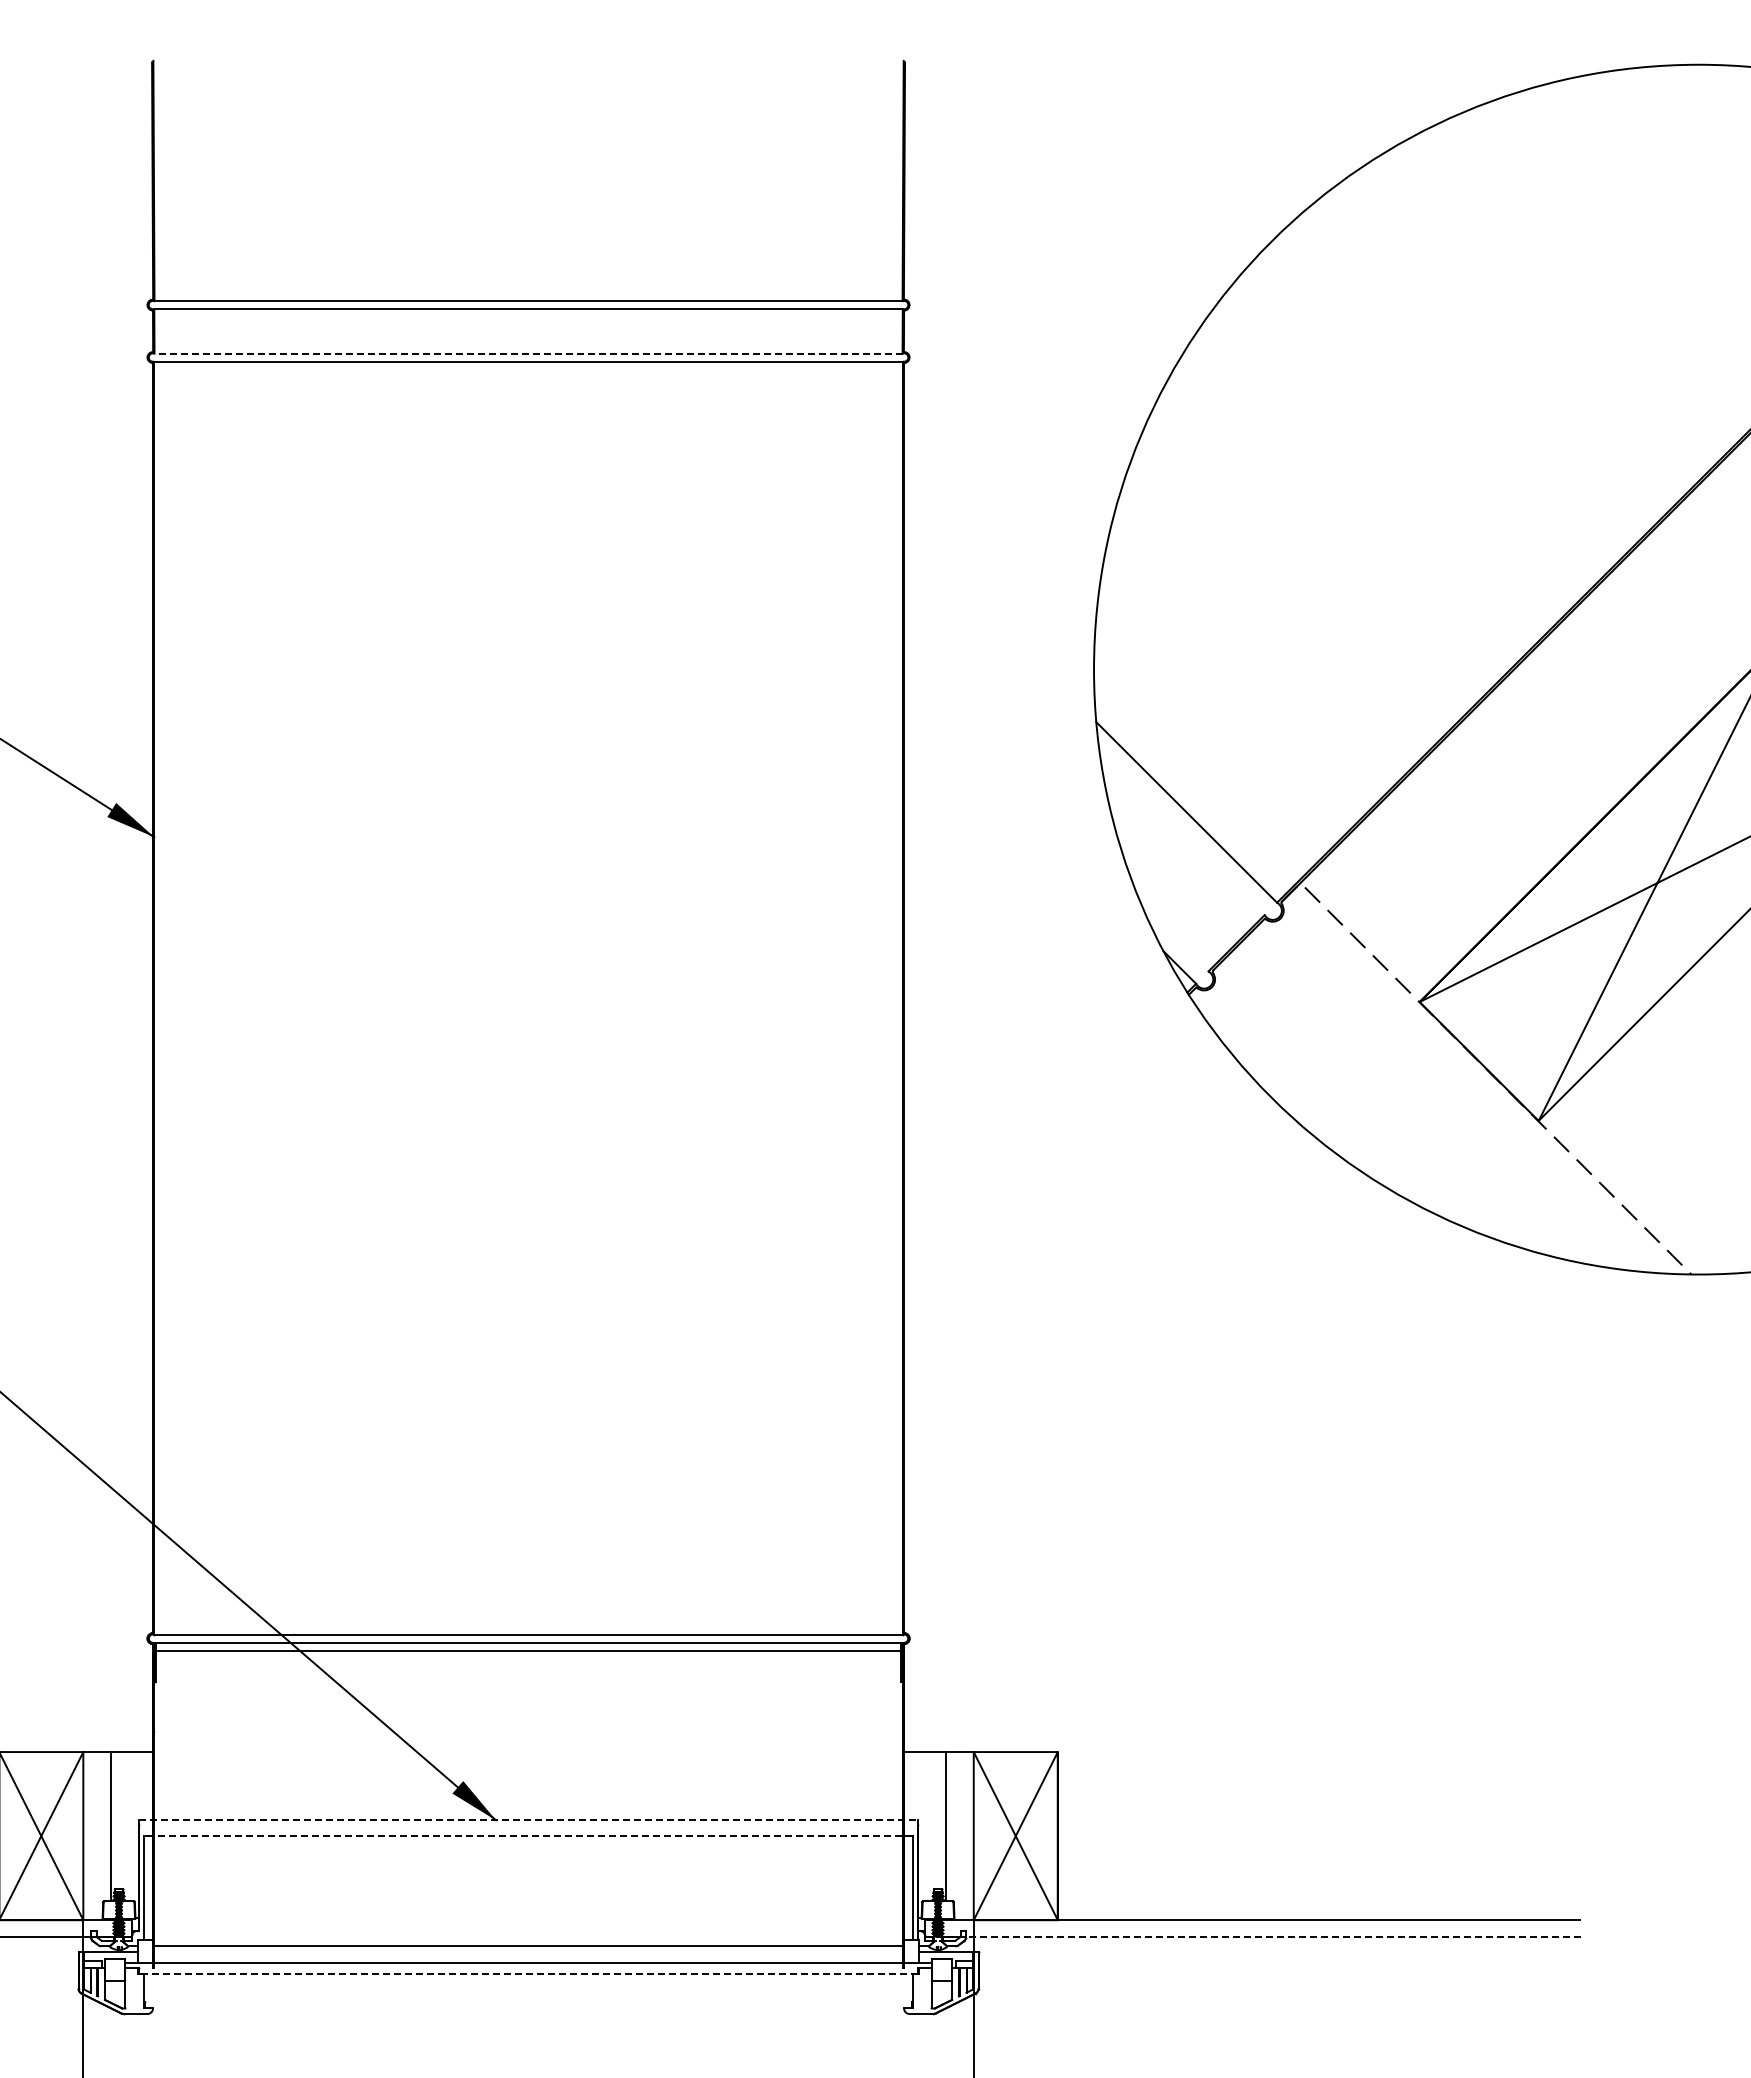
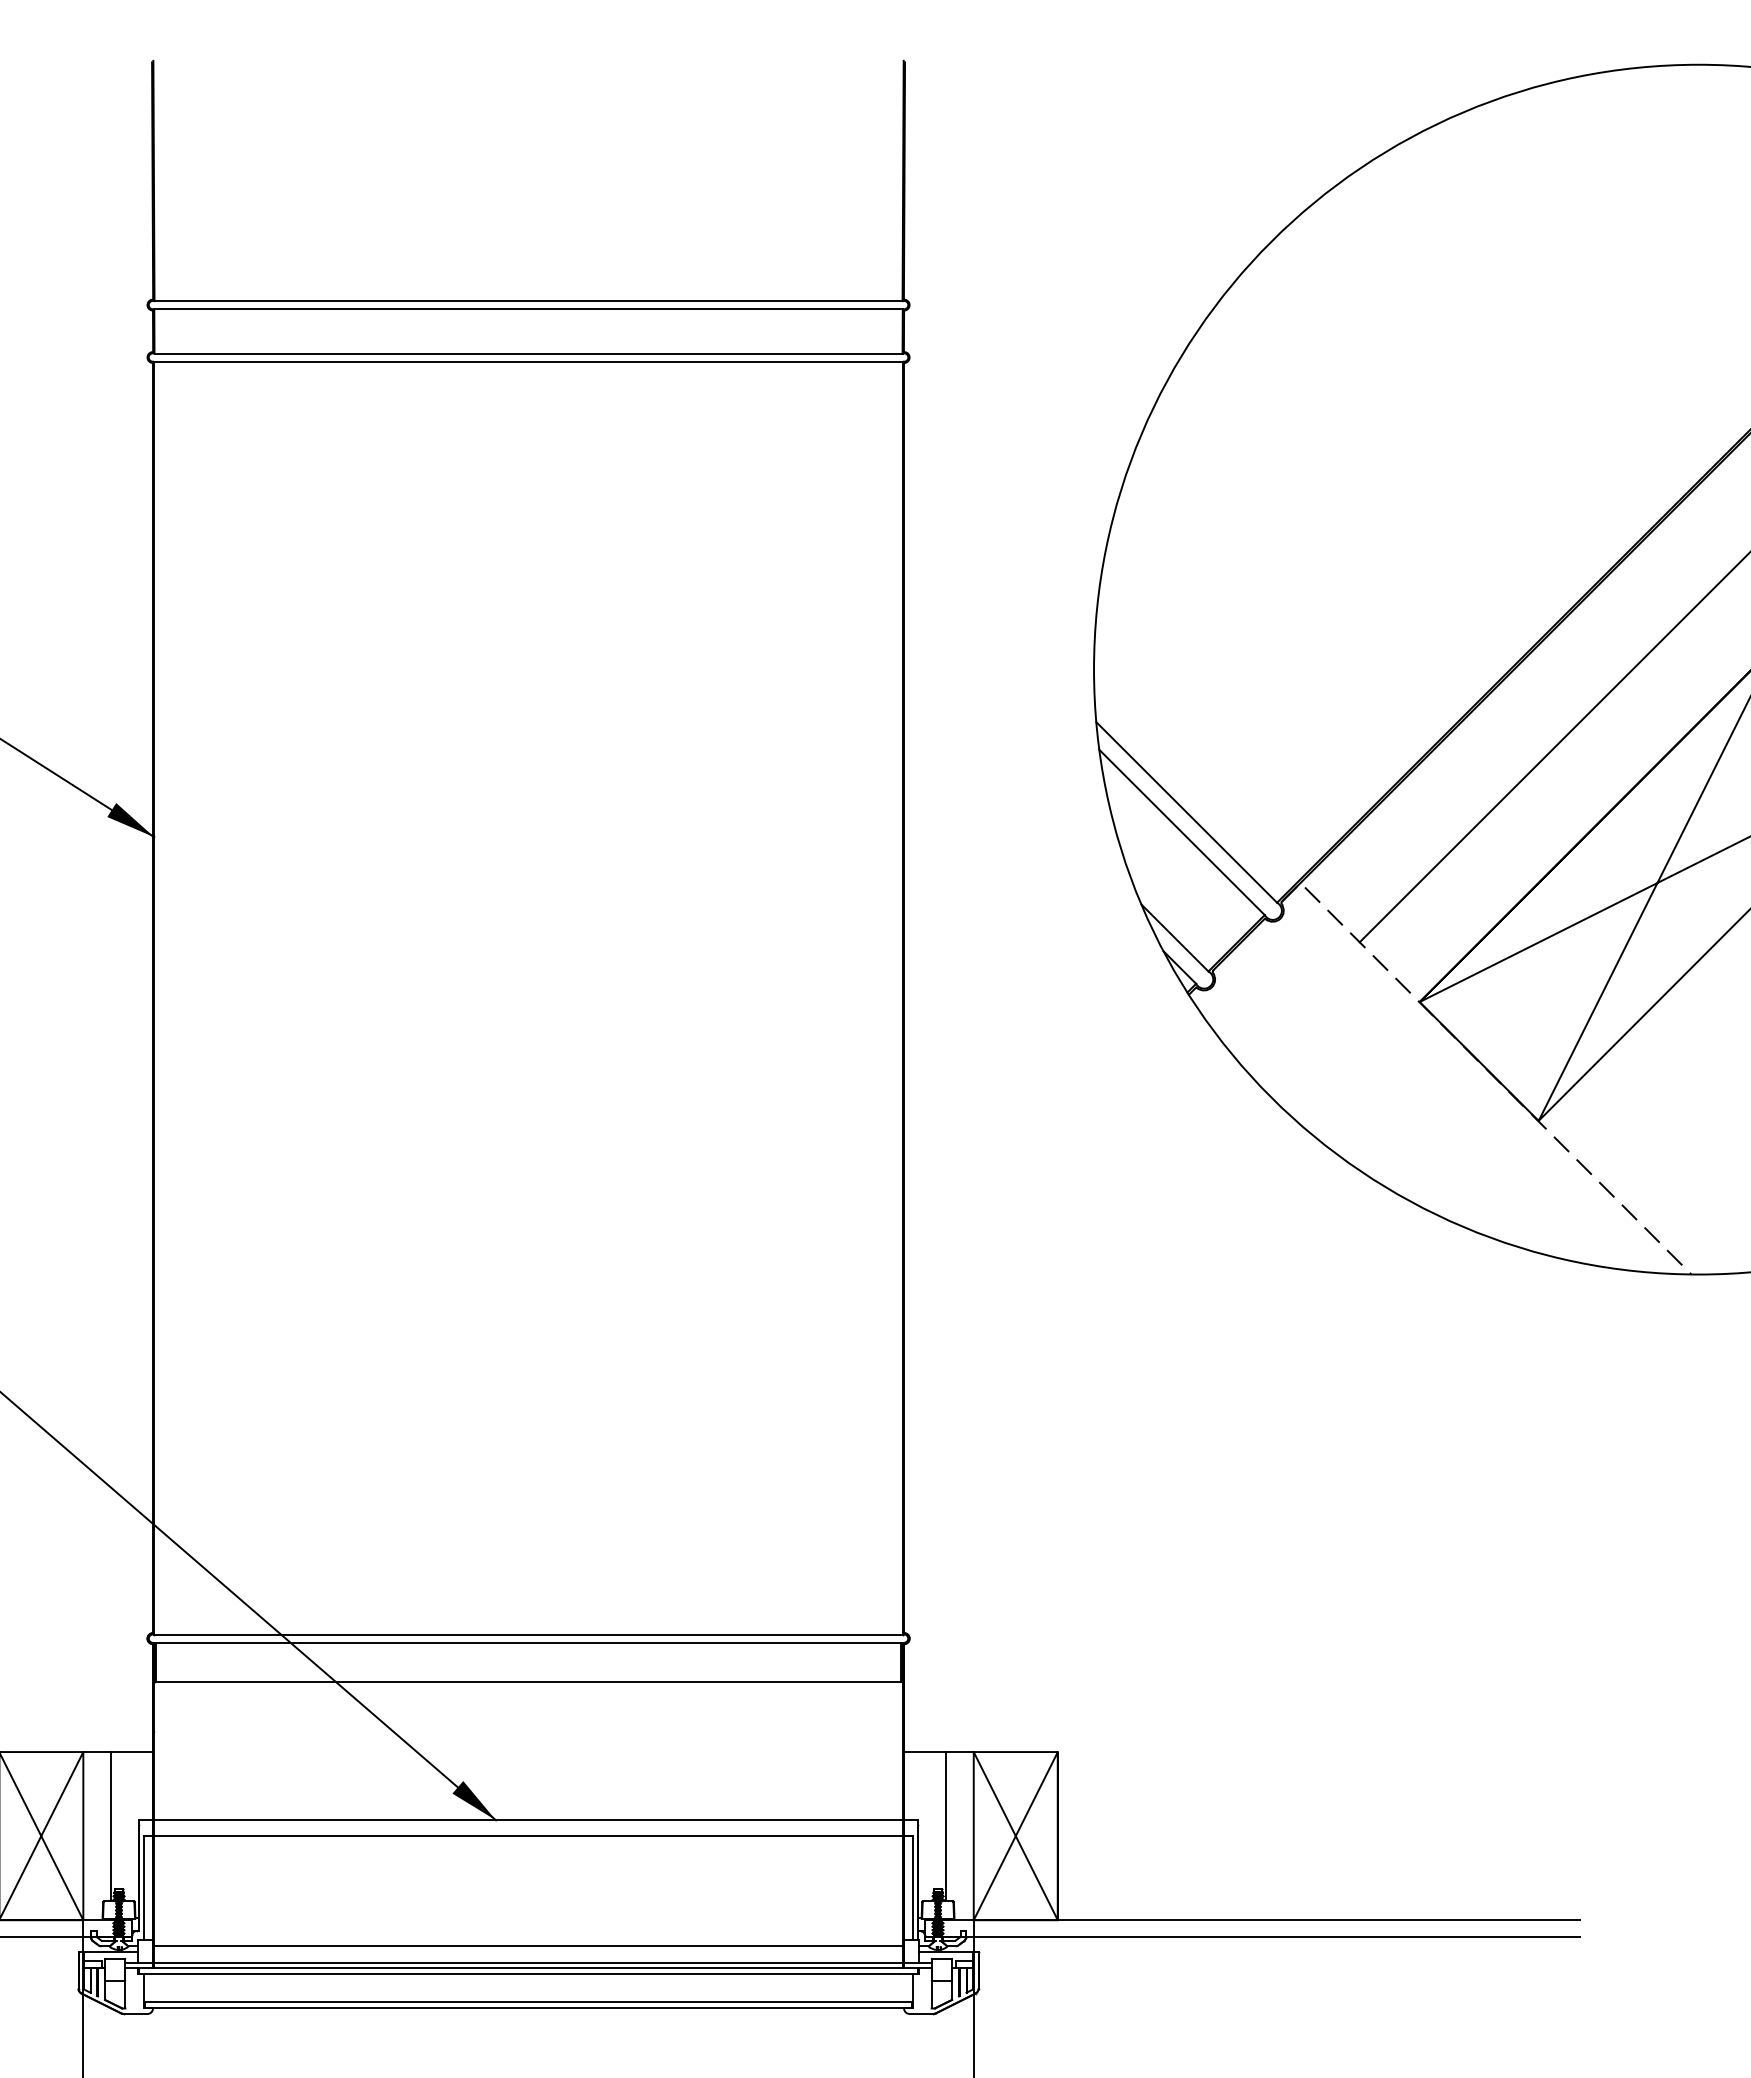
line: dashed -> solid (528, 353)
line: none -> present (1553, 748)
line: none -> present (1181, 832)
line: none -> present (1174, 937)
line position: (528, 1651) -> (528, 1682) (528, 1682)
line: dashed -> solid (528, 1820)
line: dashed -> solid (528, 1836)
line: dashed -> solid (1253, 1937)
line: none -> present (528, 1967)
line: dashed -> solid (528, 1974)
line: none -> present (528, 2001)
line: none -> present (528, 2008)
